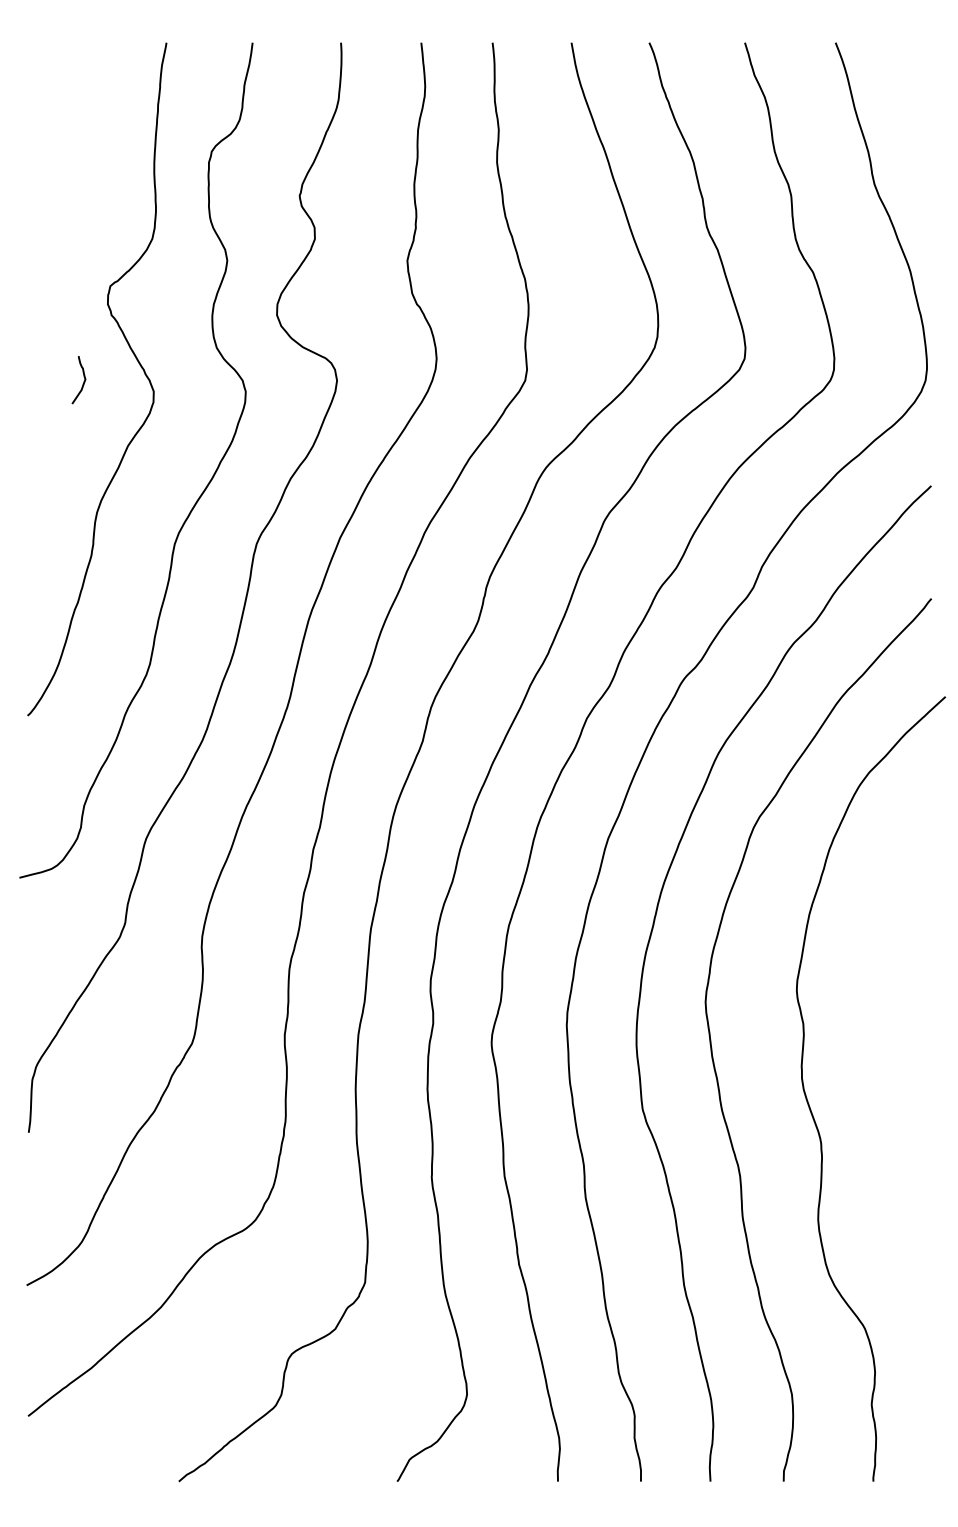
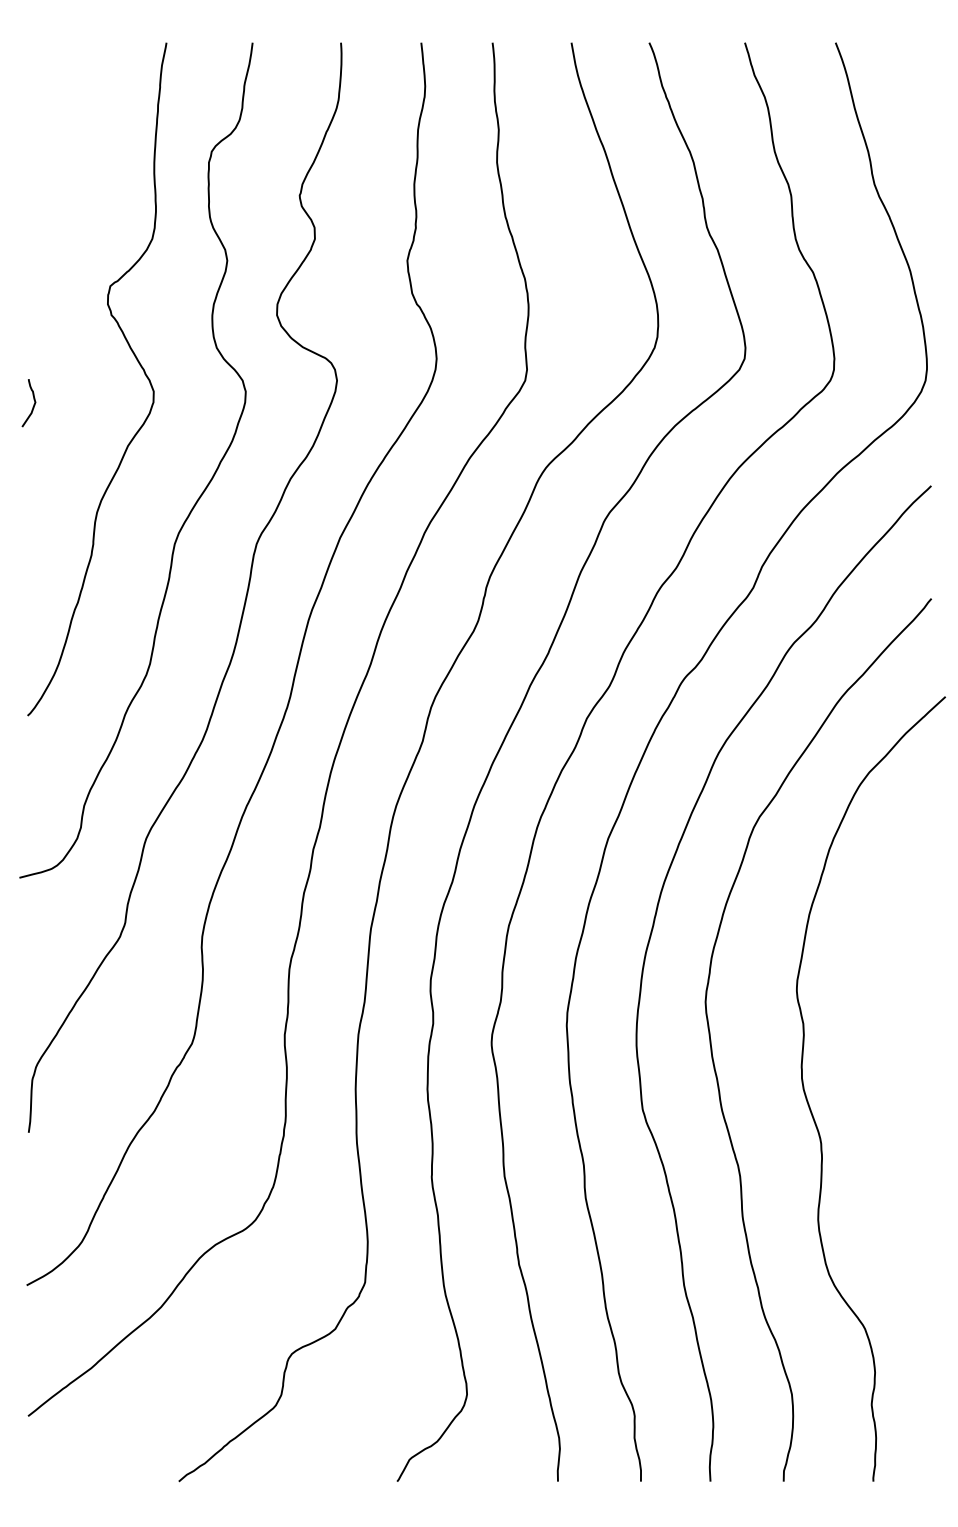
curve position: (83, 381) -> (33, 404) (33, 404)
